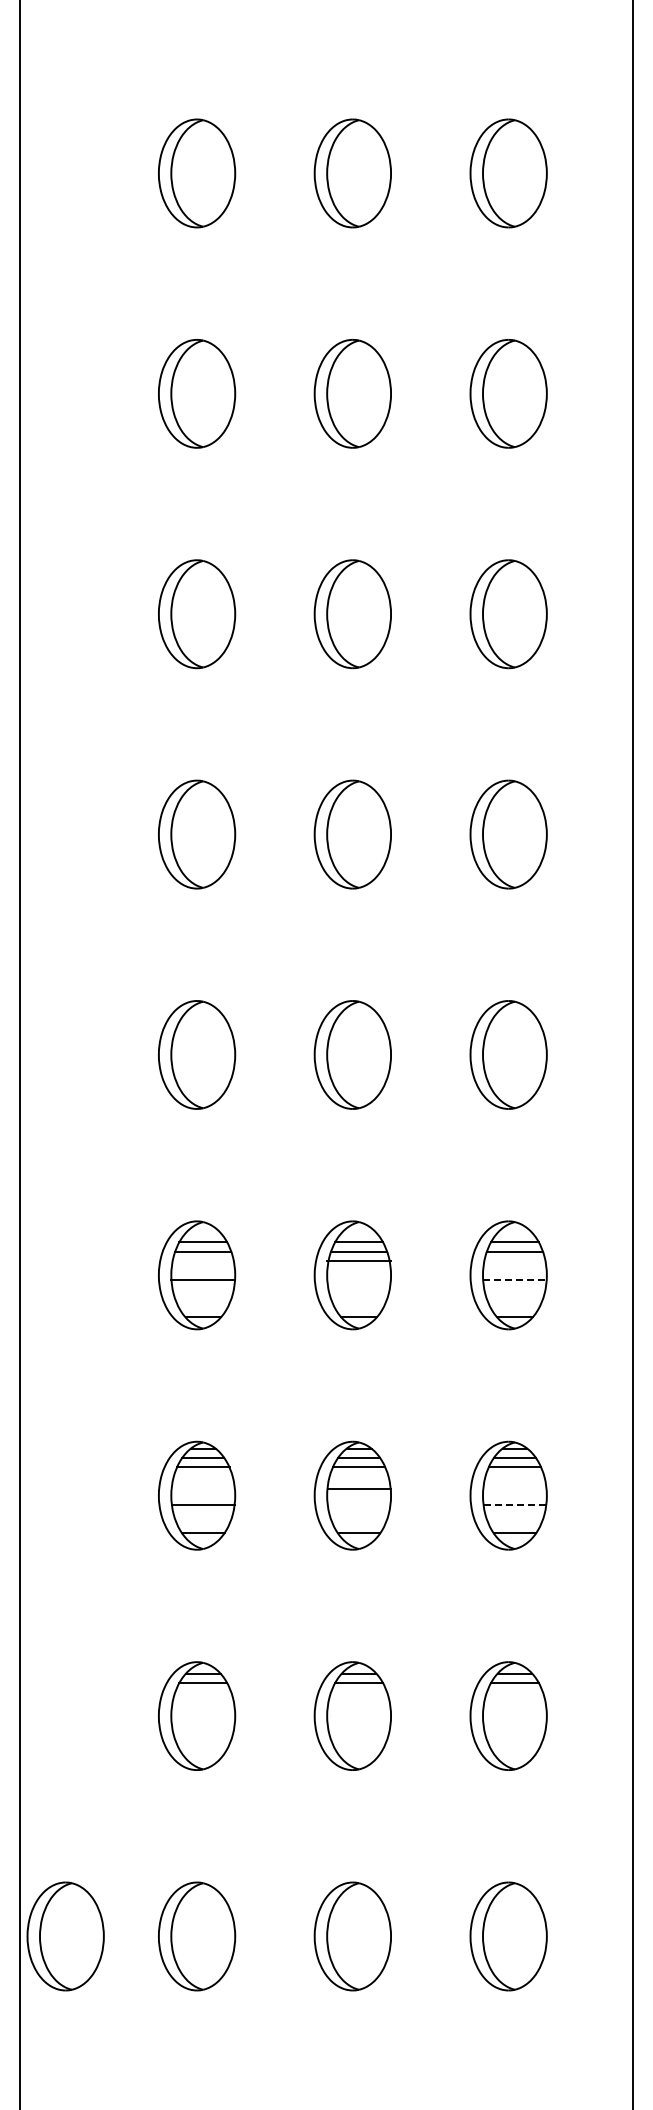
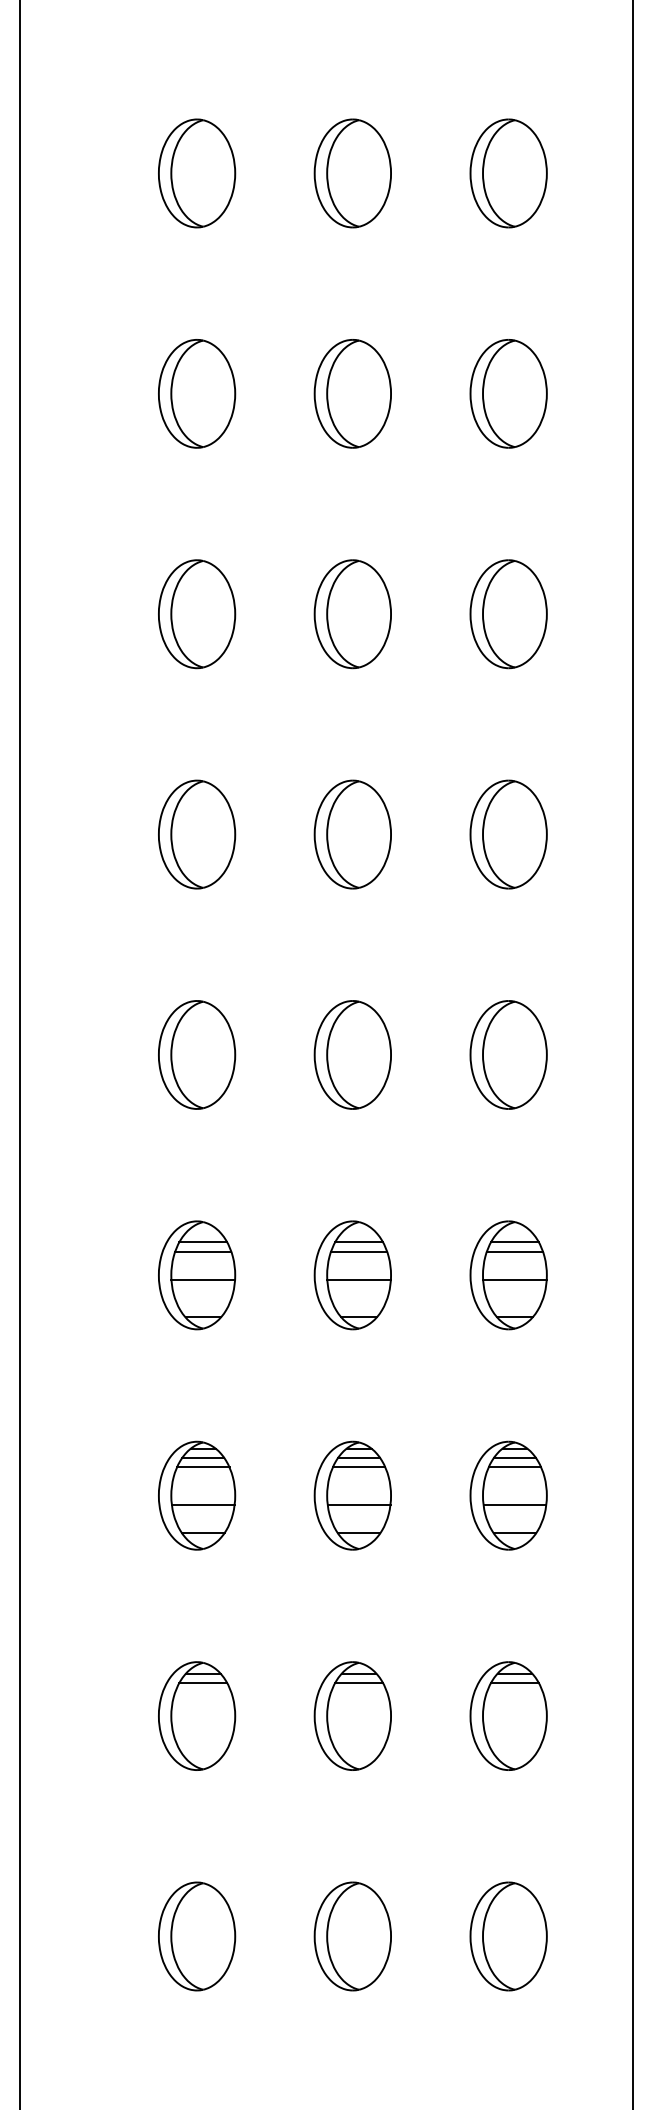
line position: (358, 1260) -> (358, 1279) (358, 1279)
line: dashed -> solid (514, 1279)
line position: (358, 1488) -> (358, 1504) (358, 1504)
line: dashed -> solid (515, 1504)
part: present -> none (65, 1936)
